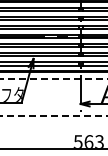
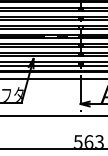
line: dashed -> solid (54, 78)
line: dashed -> solid (53, 116)
